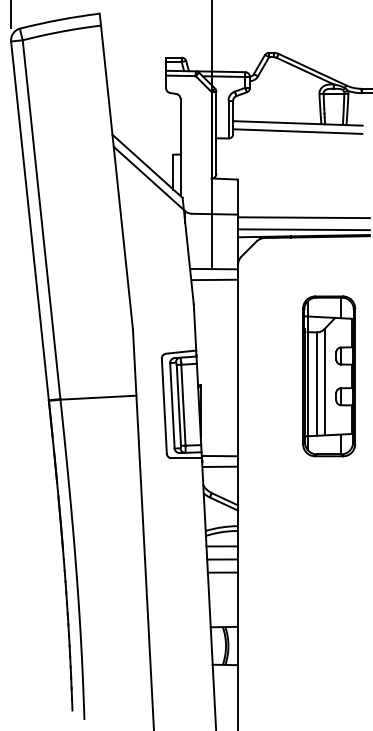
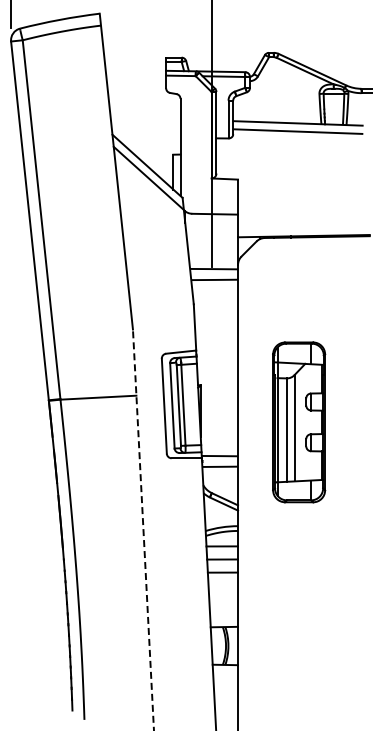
line: present -> none (303, 217)
line: present -> none (303, 229)
part position: (329, 376) -> (299, 422) (299, 422)
line: solid -> dashed (143, 530)
